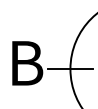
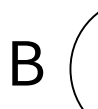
line: present -> none (70, 69)
